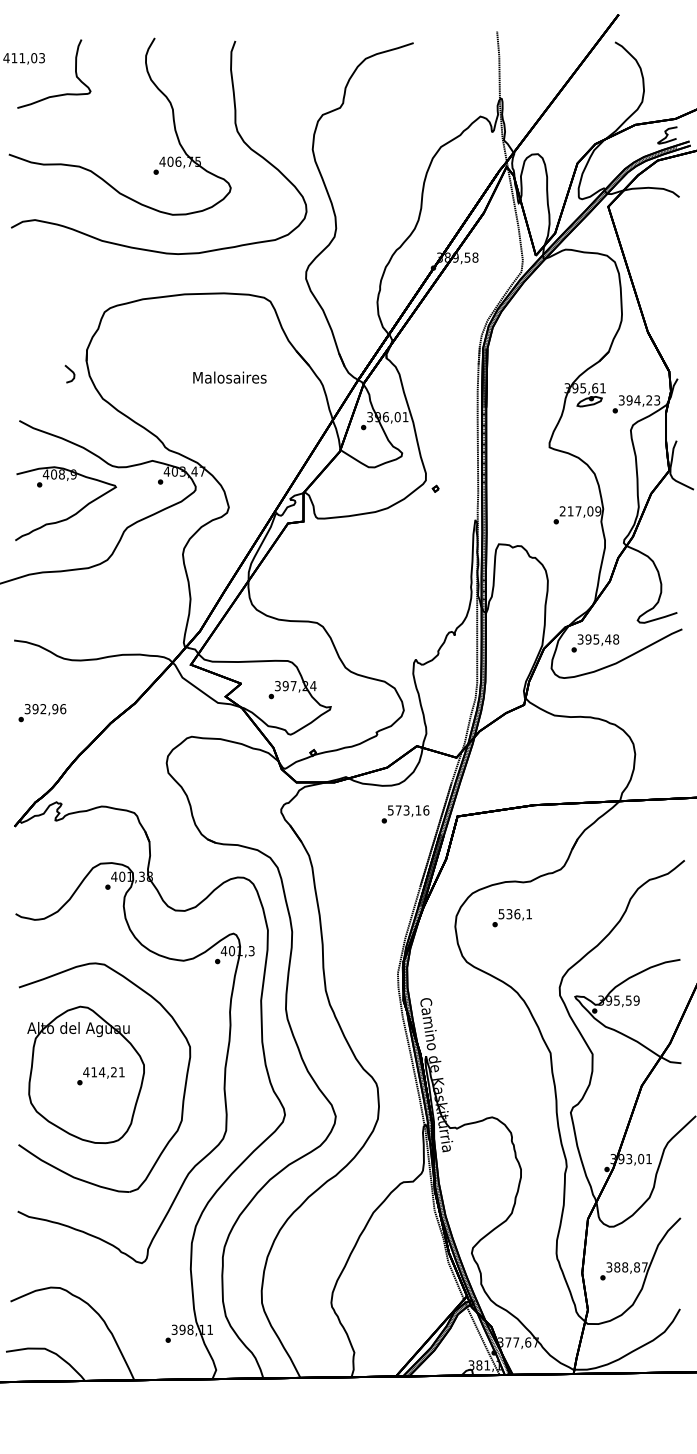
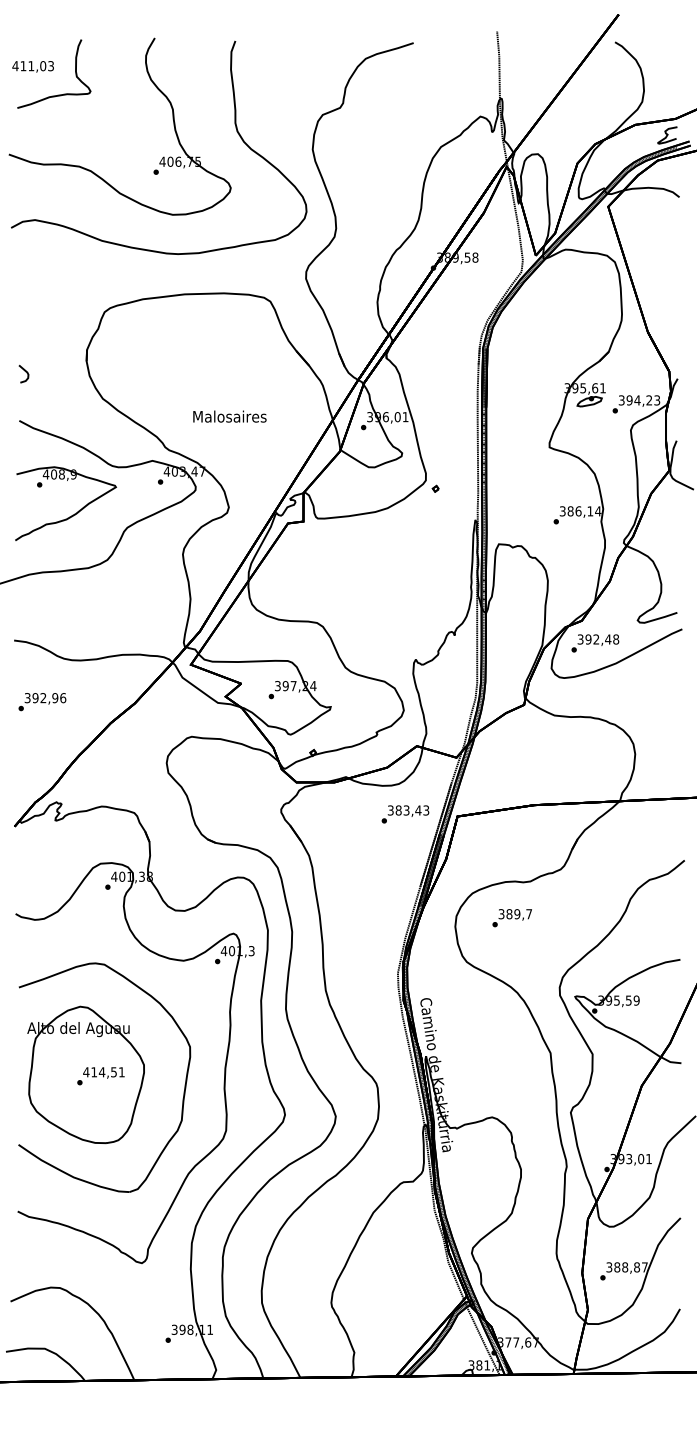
text position: (23, 58) -> (32, 66) (32, 66)
curve position: (70, 371) -> (24, 371) (24, 371)
text position: (229, 377) -> (229, 416) (229, 416)
text: 217,09 -> 386,14 (580, 511)
text: 395,48 -> 392,48 (596, 639)
text position: (42, 713) -> (42, 702) (42, 702)
text: 573,16 -> 383,43 (408, 810)
text: 536,1 -> 389,7 (515, 914)
text: 414,21 -> 414,51 (113, 1072)
